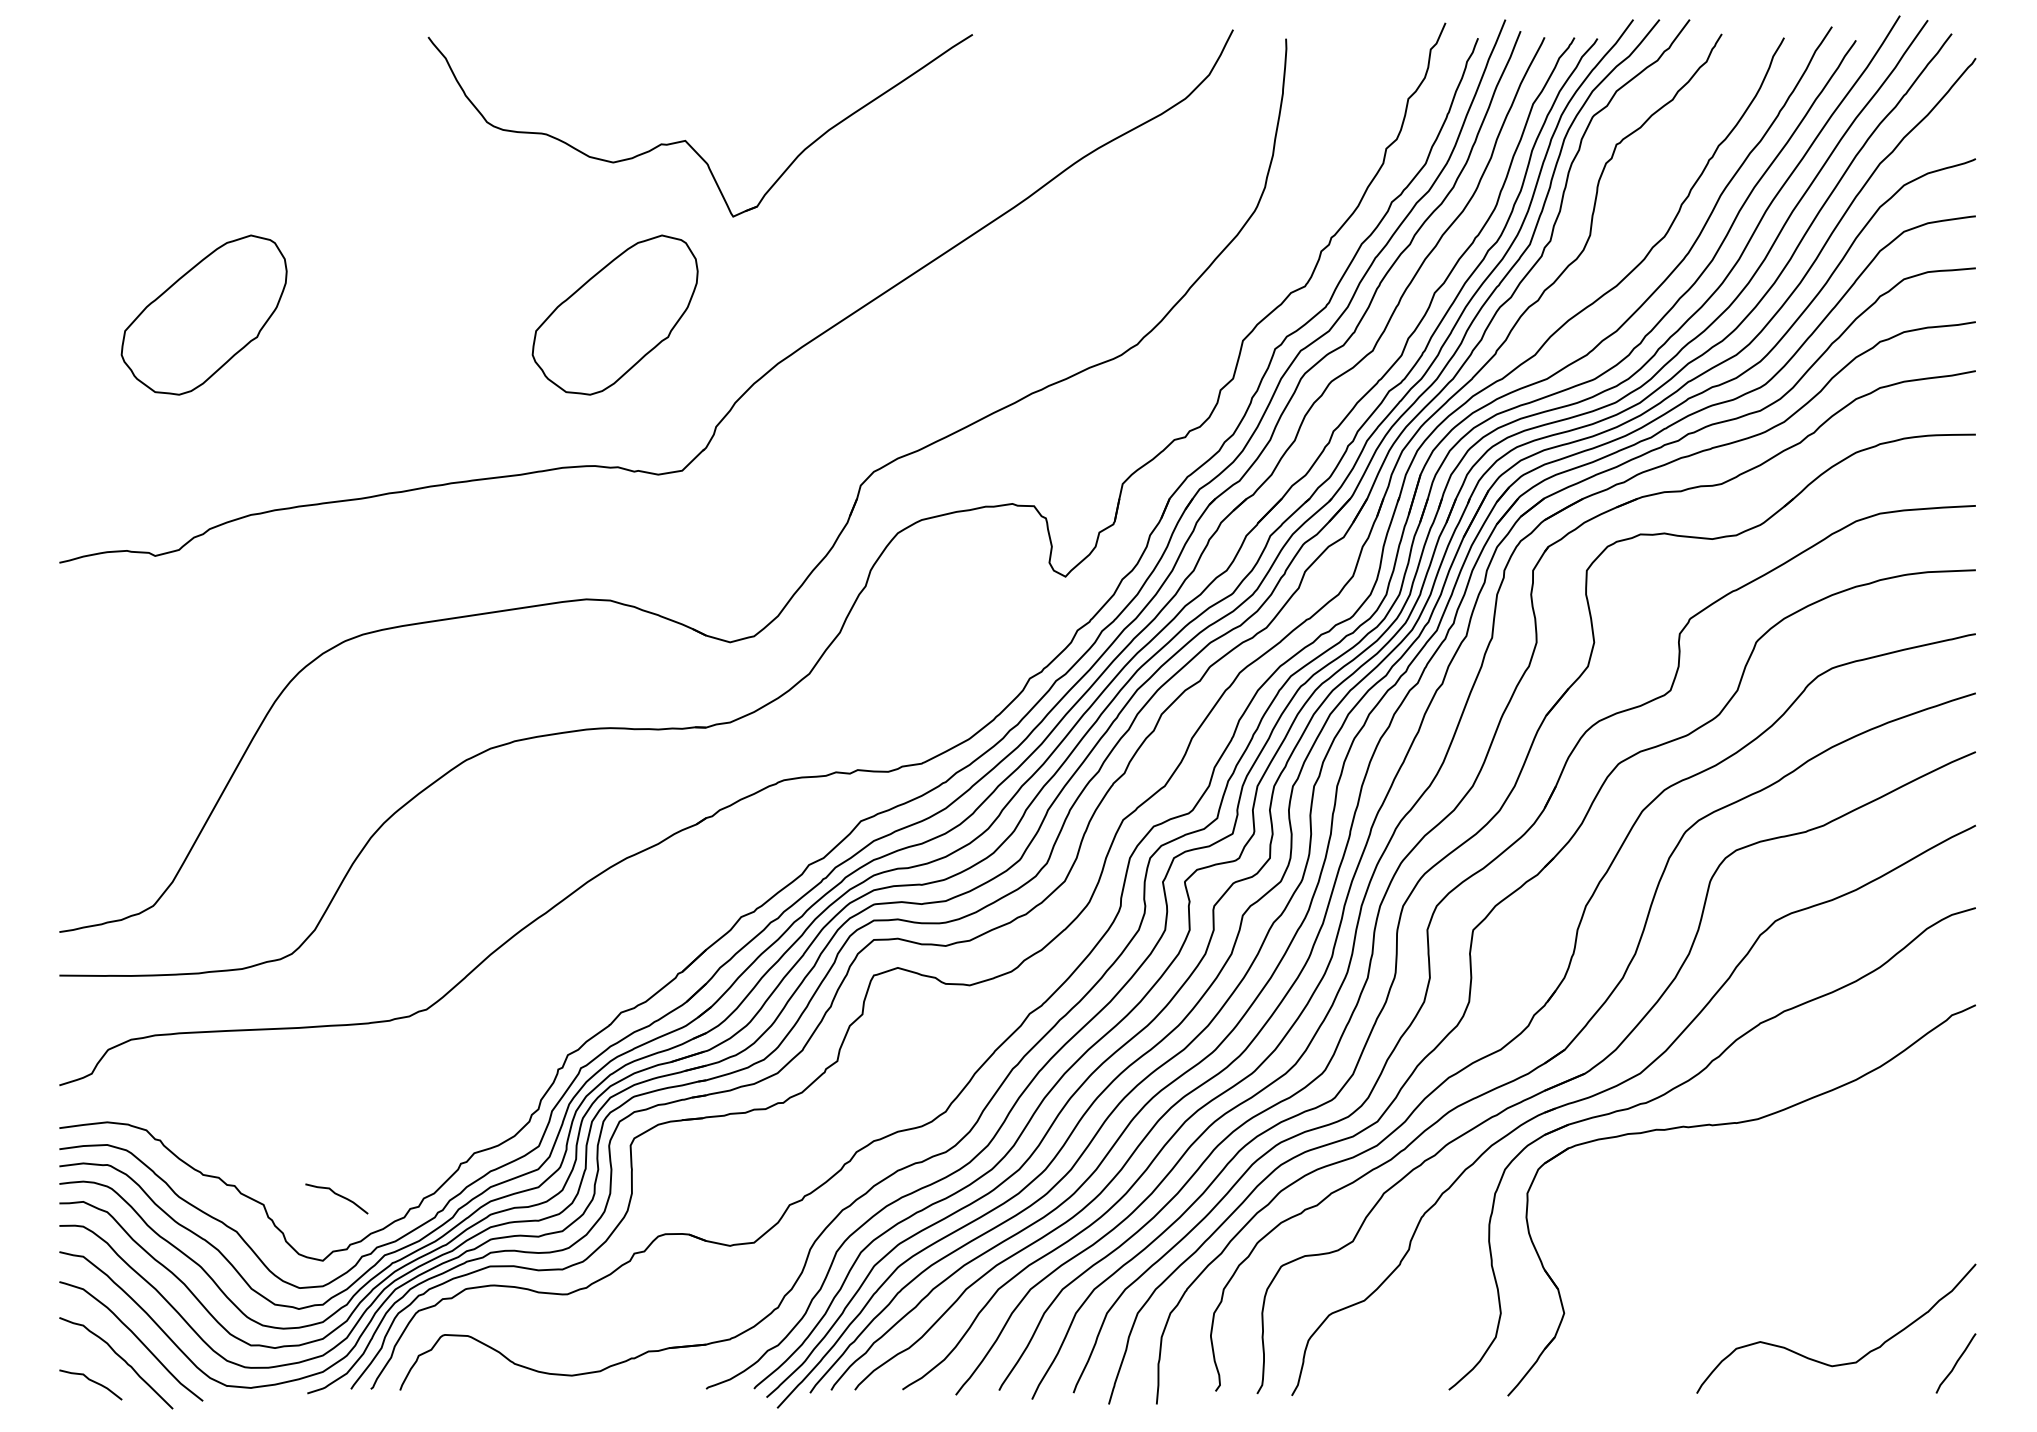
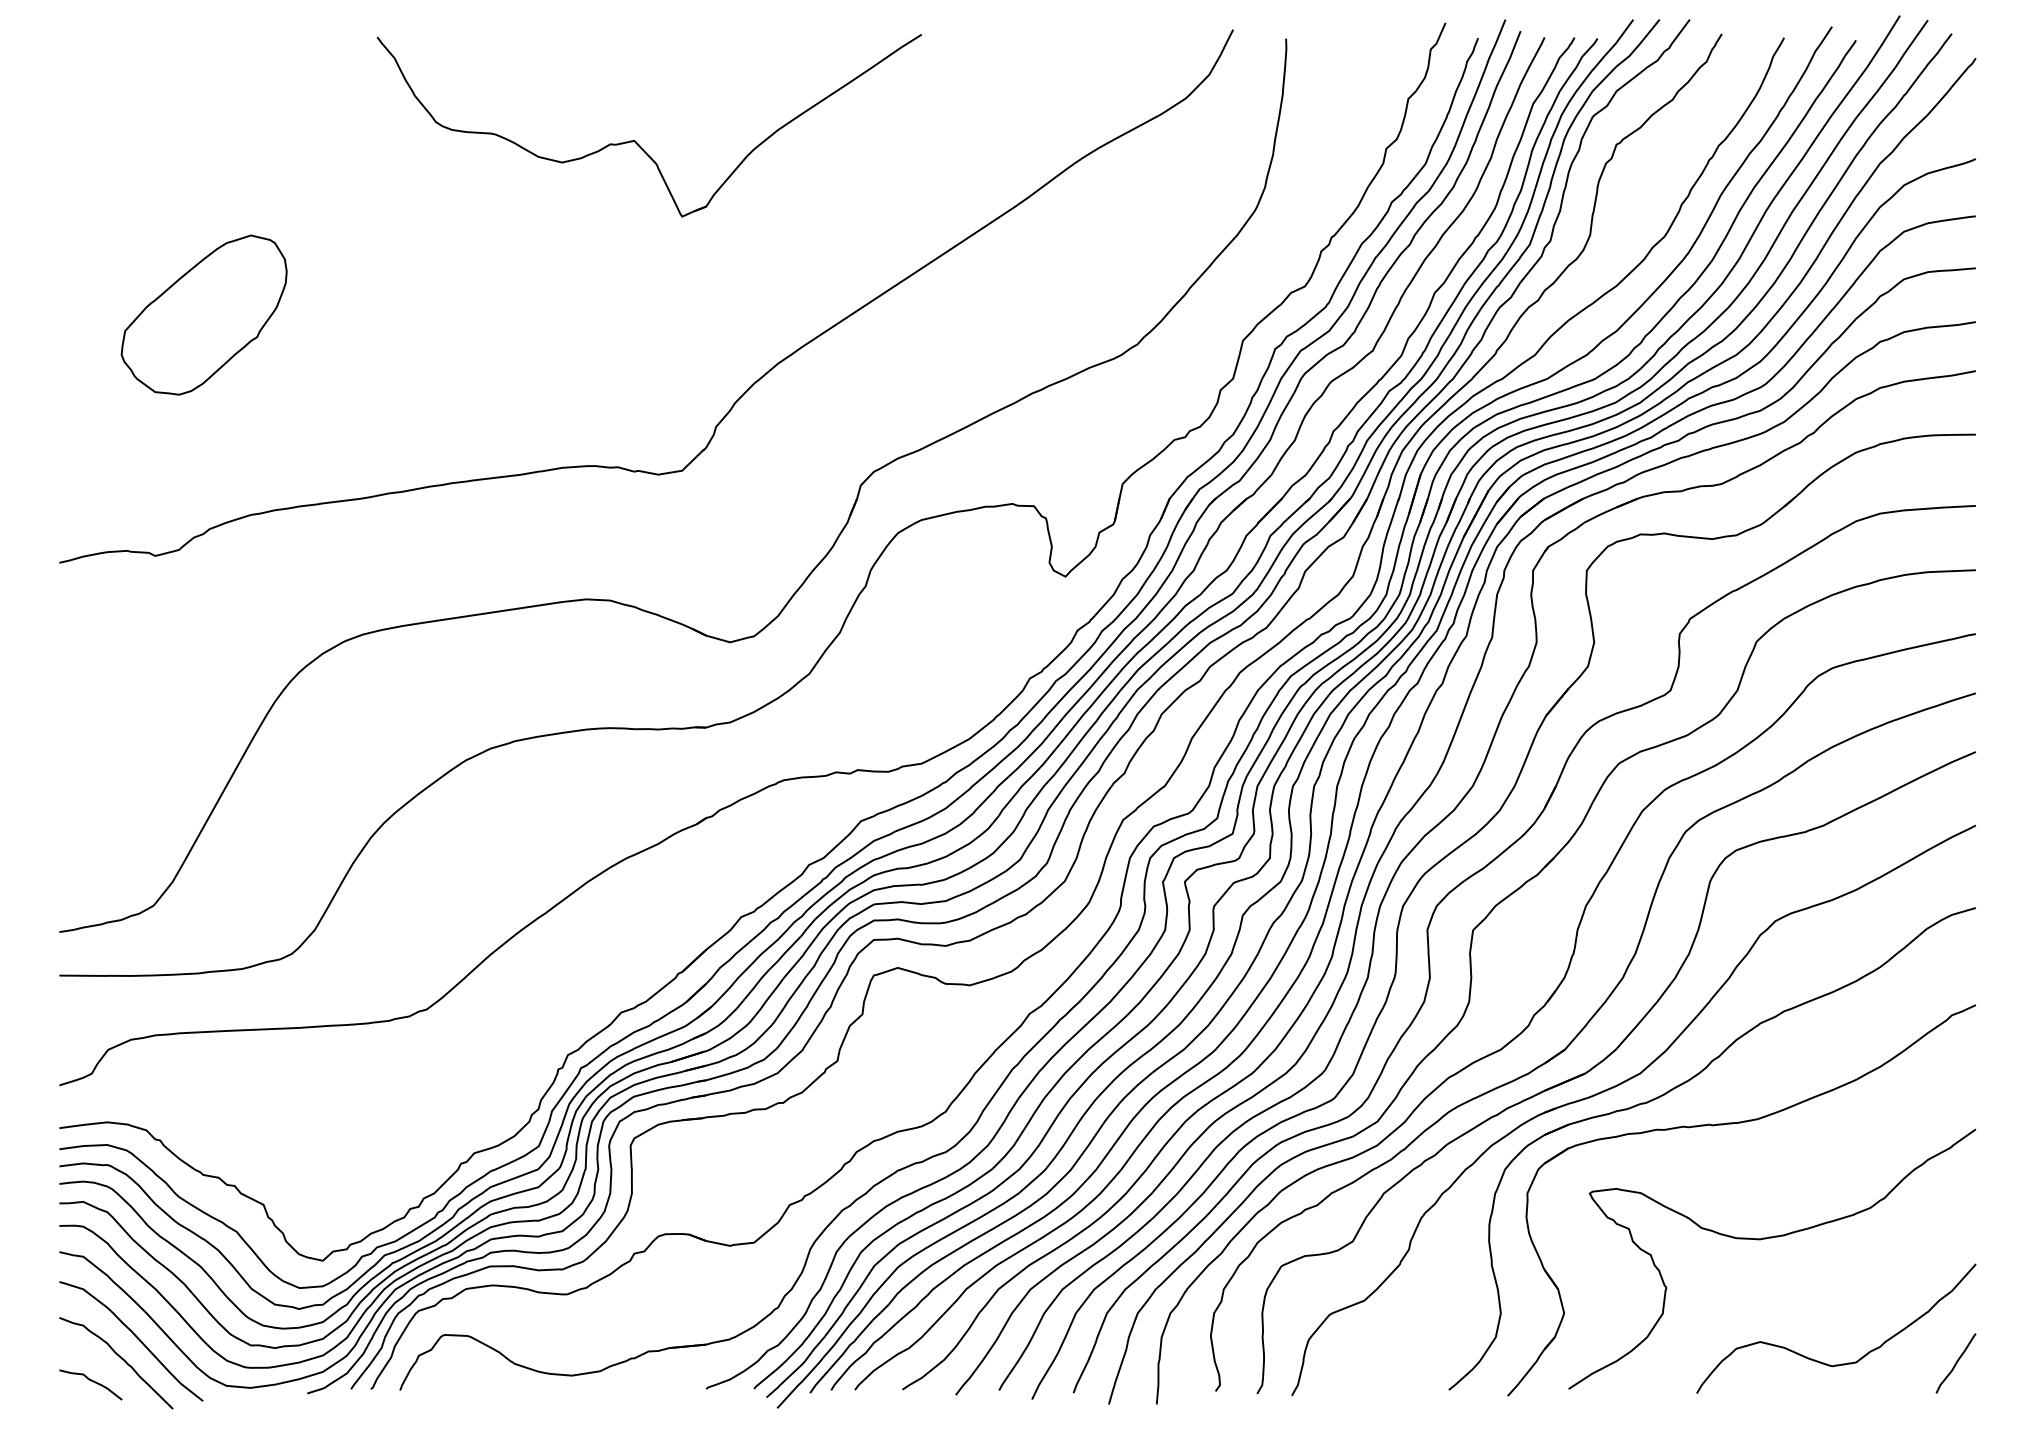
part position: (686, 140) -> (635, 140) (635, 140)
part: present -> none (614, 314)
curve: present -> none (337, 1195)
curve: none -> present (1766, 1239)
